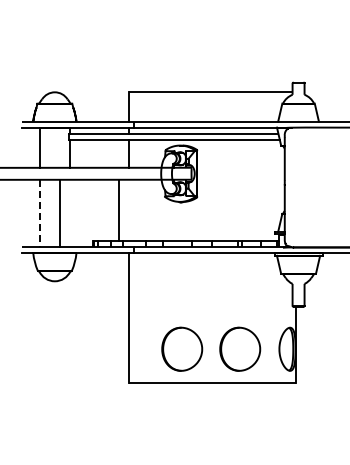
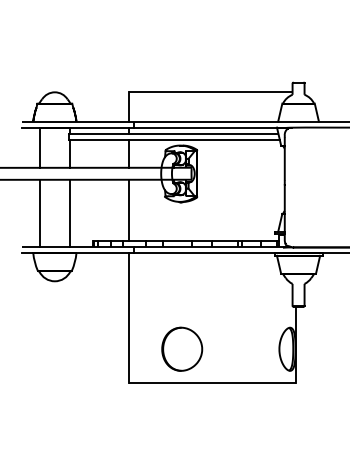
line position: (118, 210) -> (128, 210) (128, 210)
line: dashed -> solid (39, 213)
line position: (59, 213) -> (69, 213) (69, 213)
part: present -> none (240, 348)
